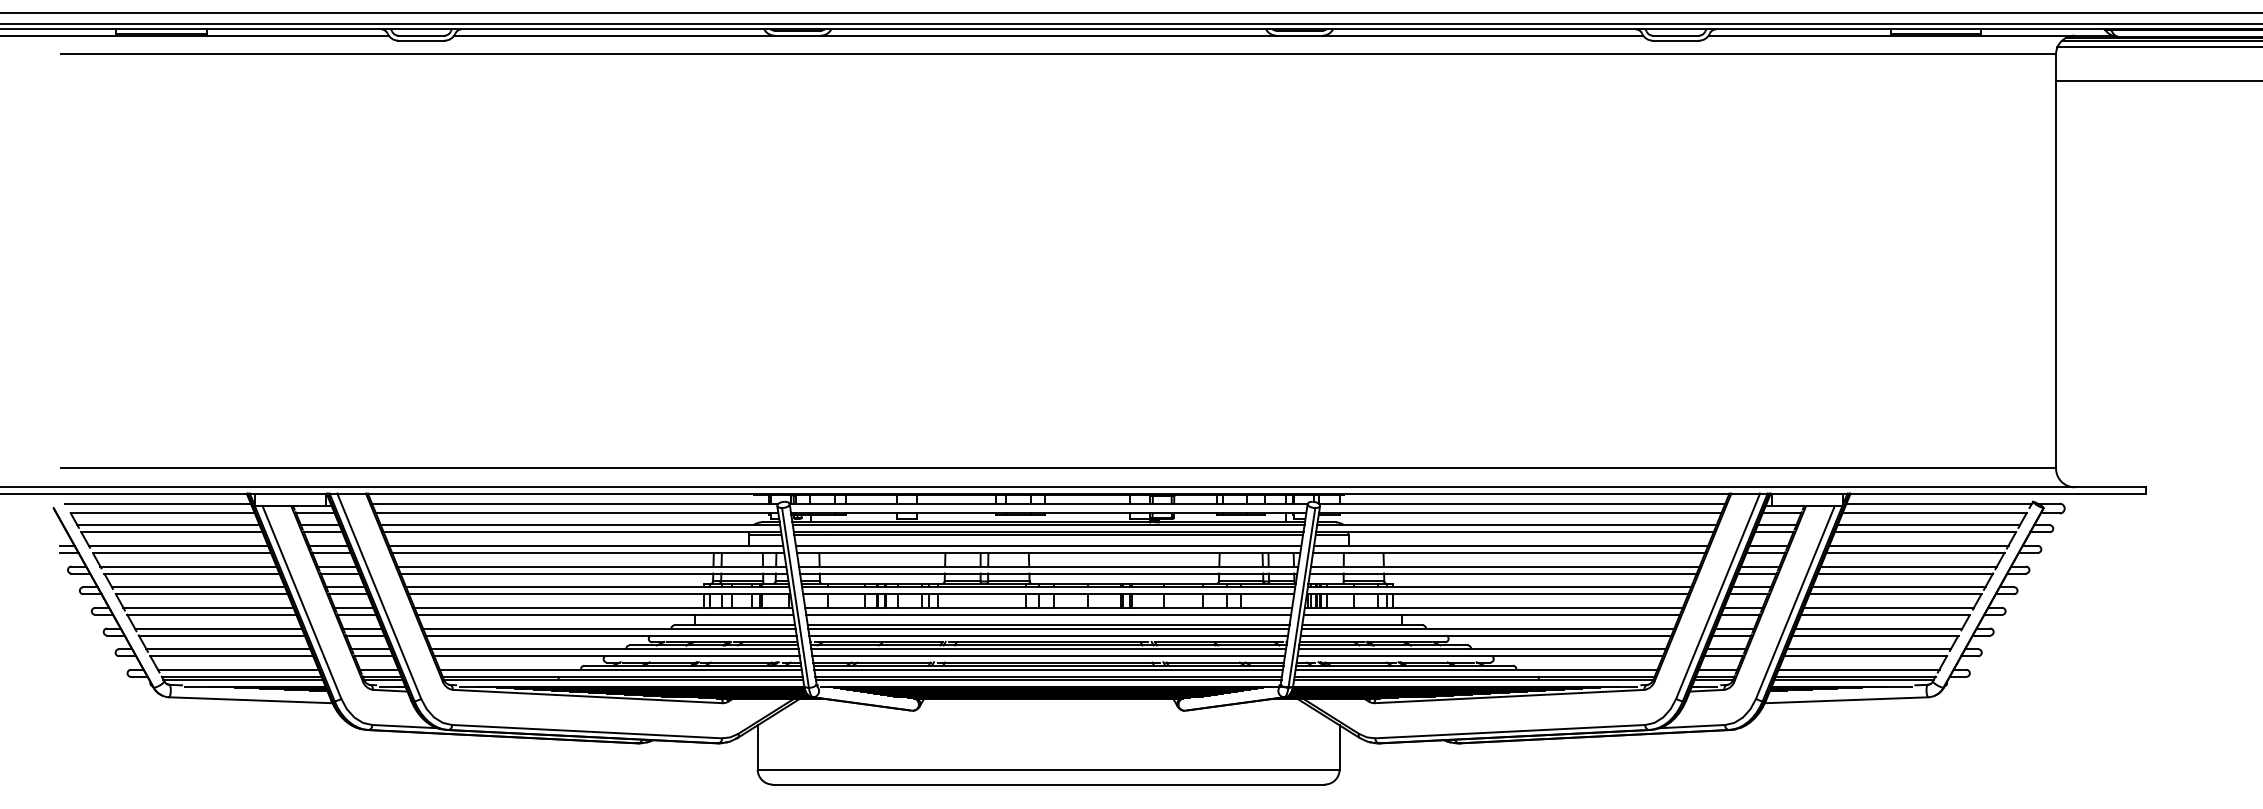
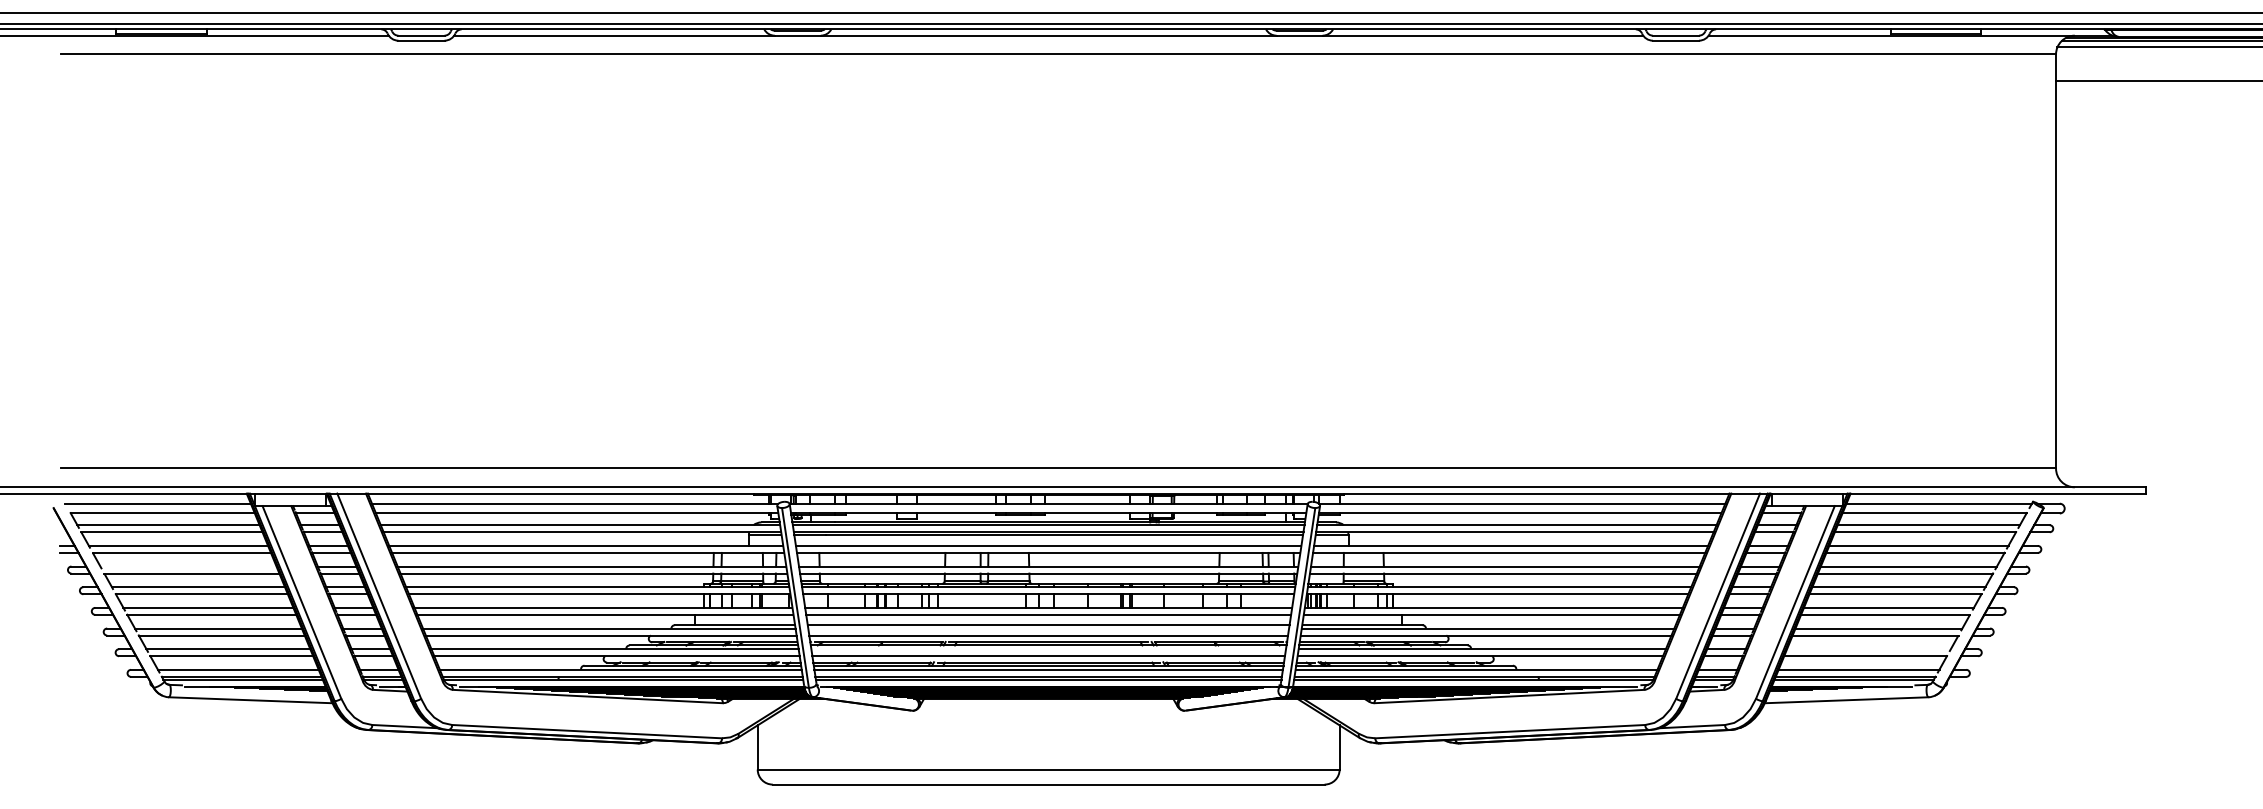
line: present -> none (188, 566)
line: present -> none (1048, 628)
line: present -> none (1048, 649)
line: present -> none (1869, 649)
